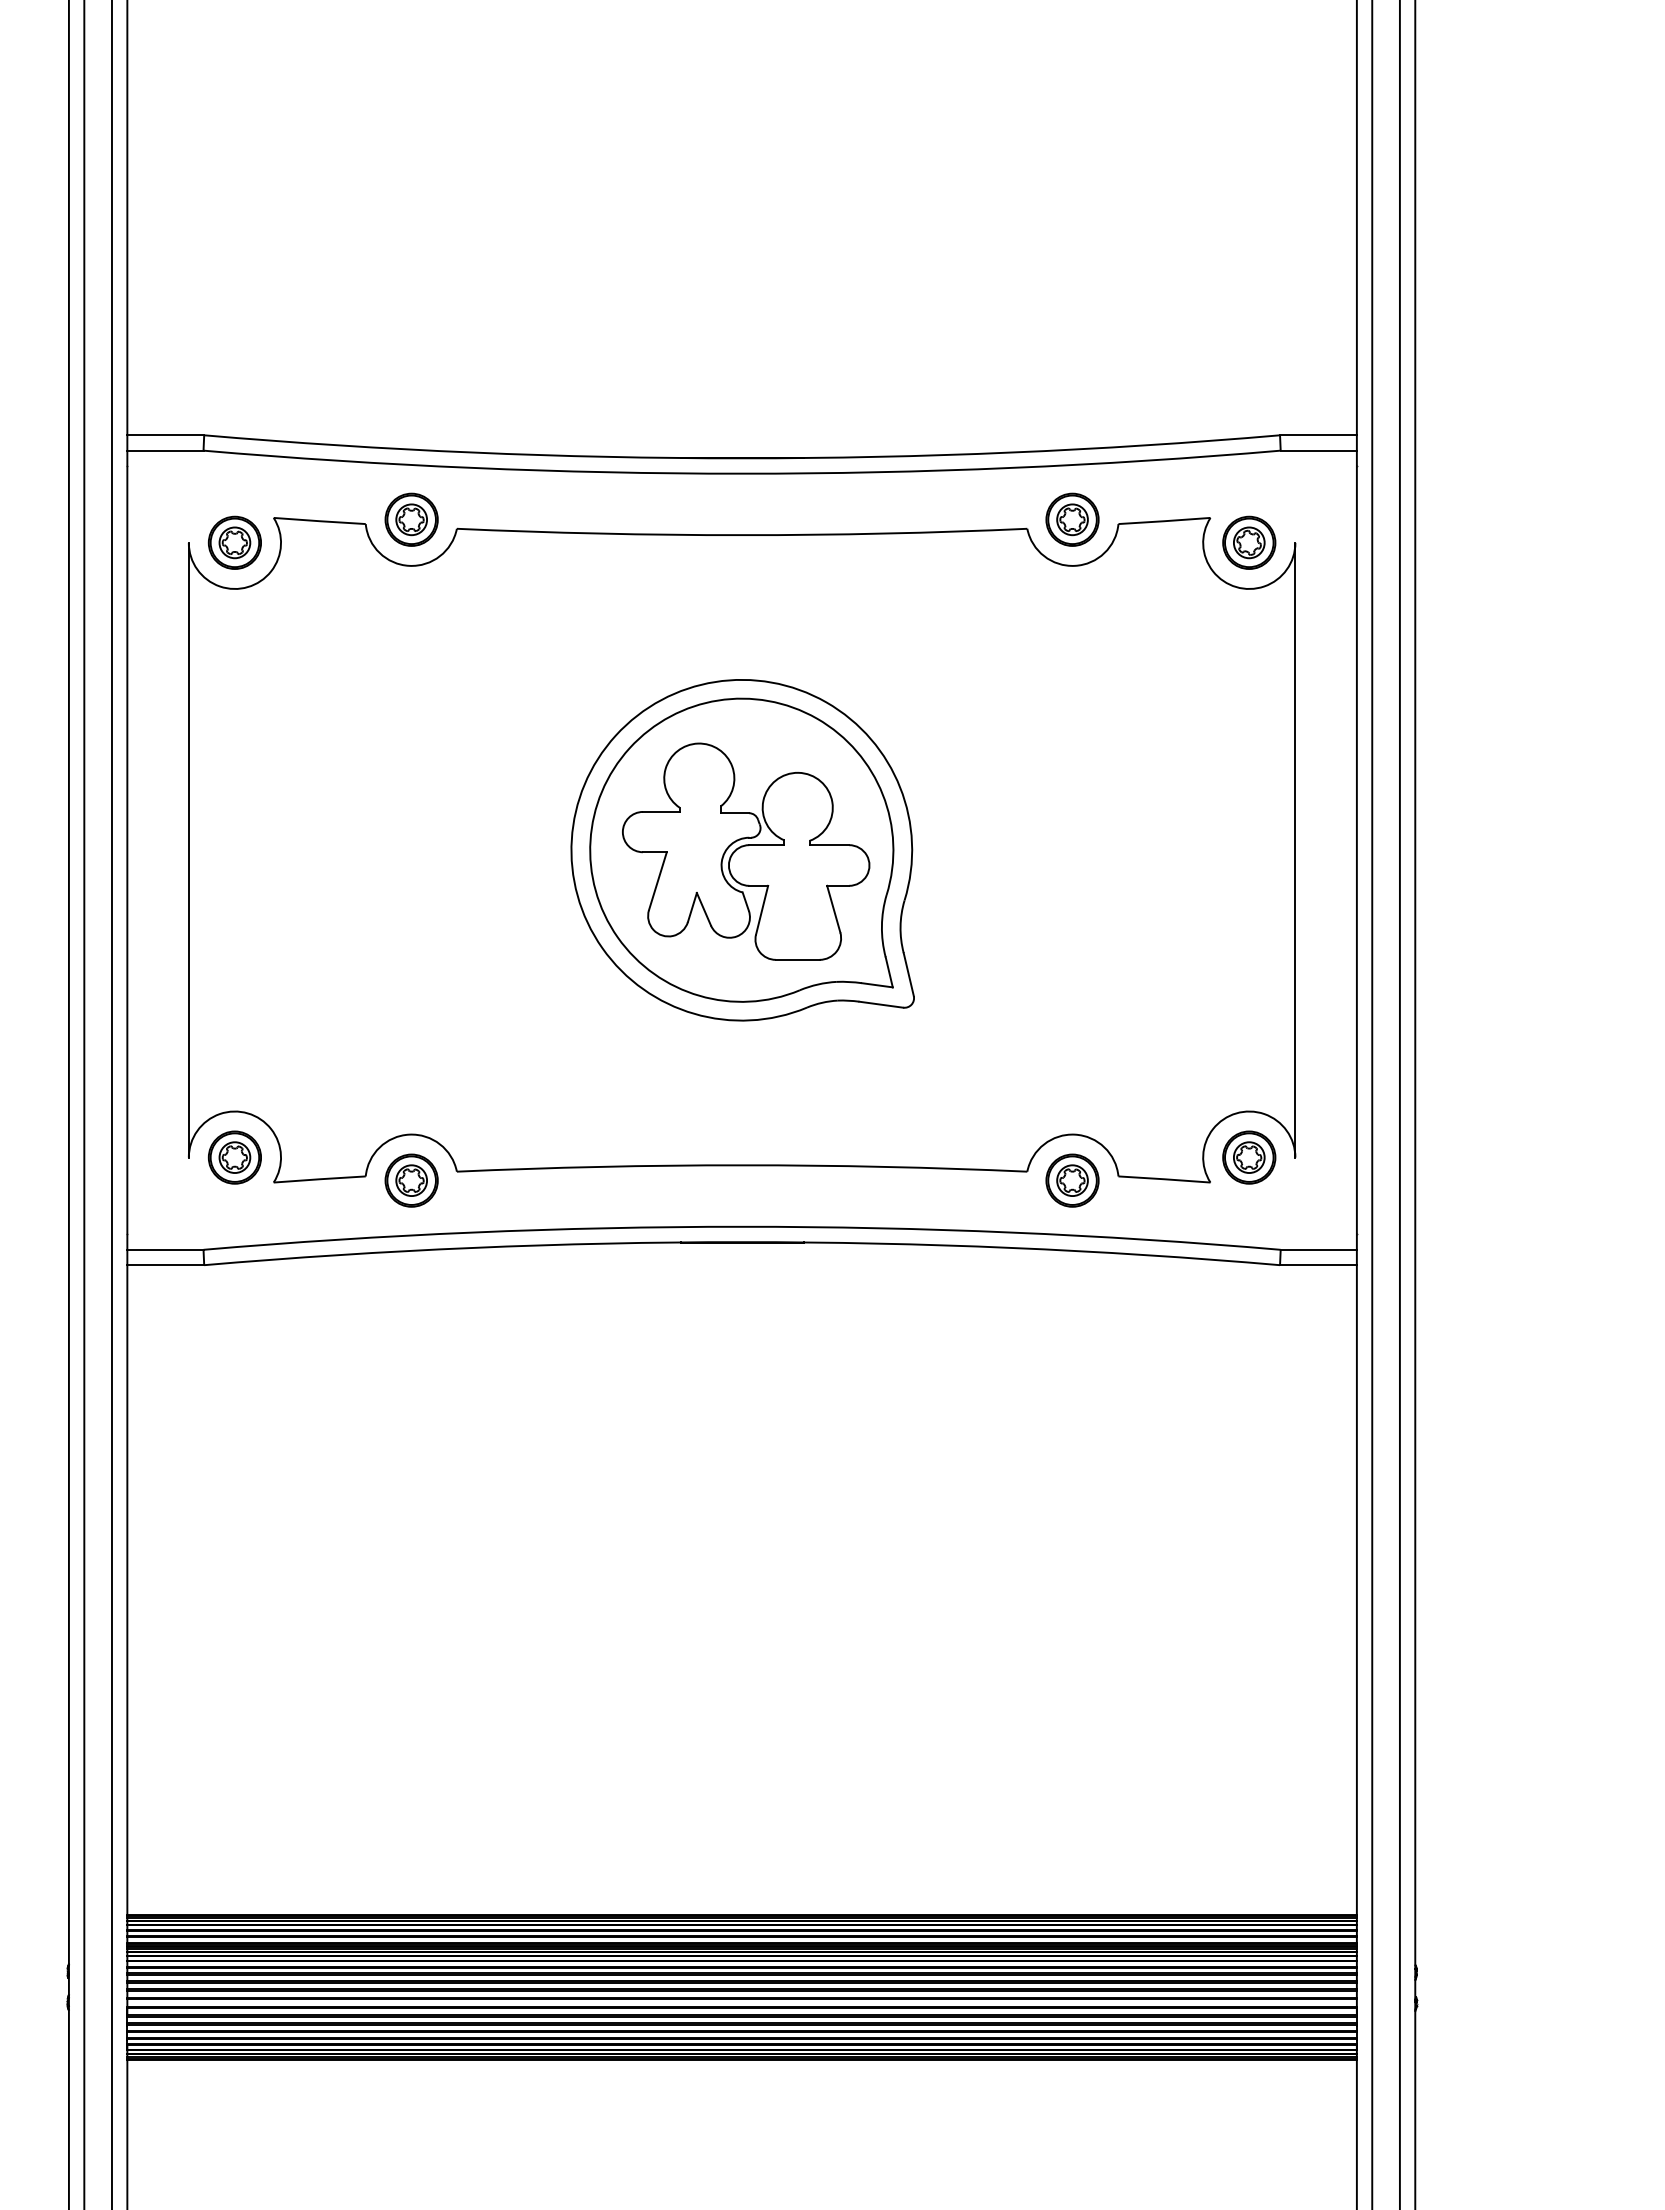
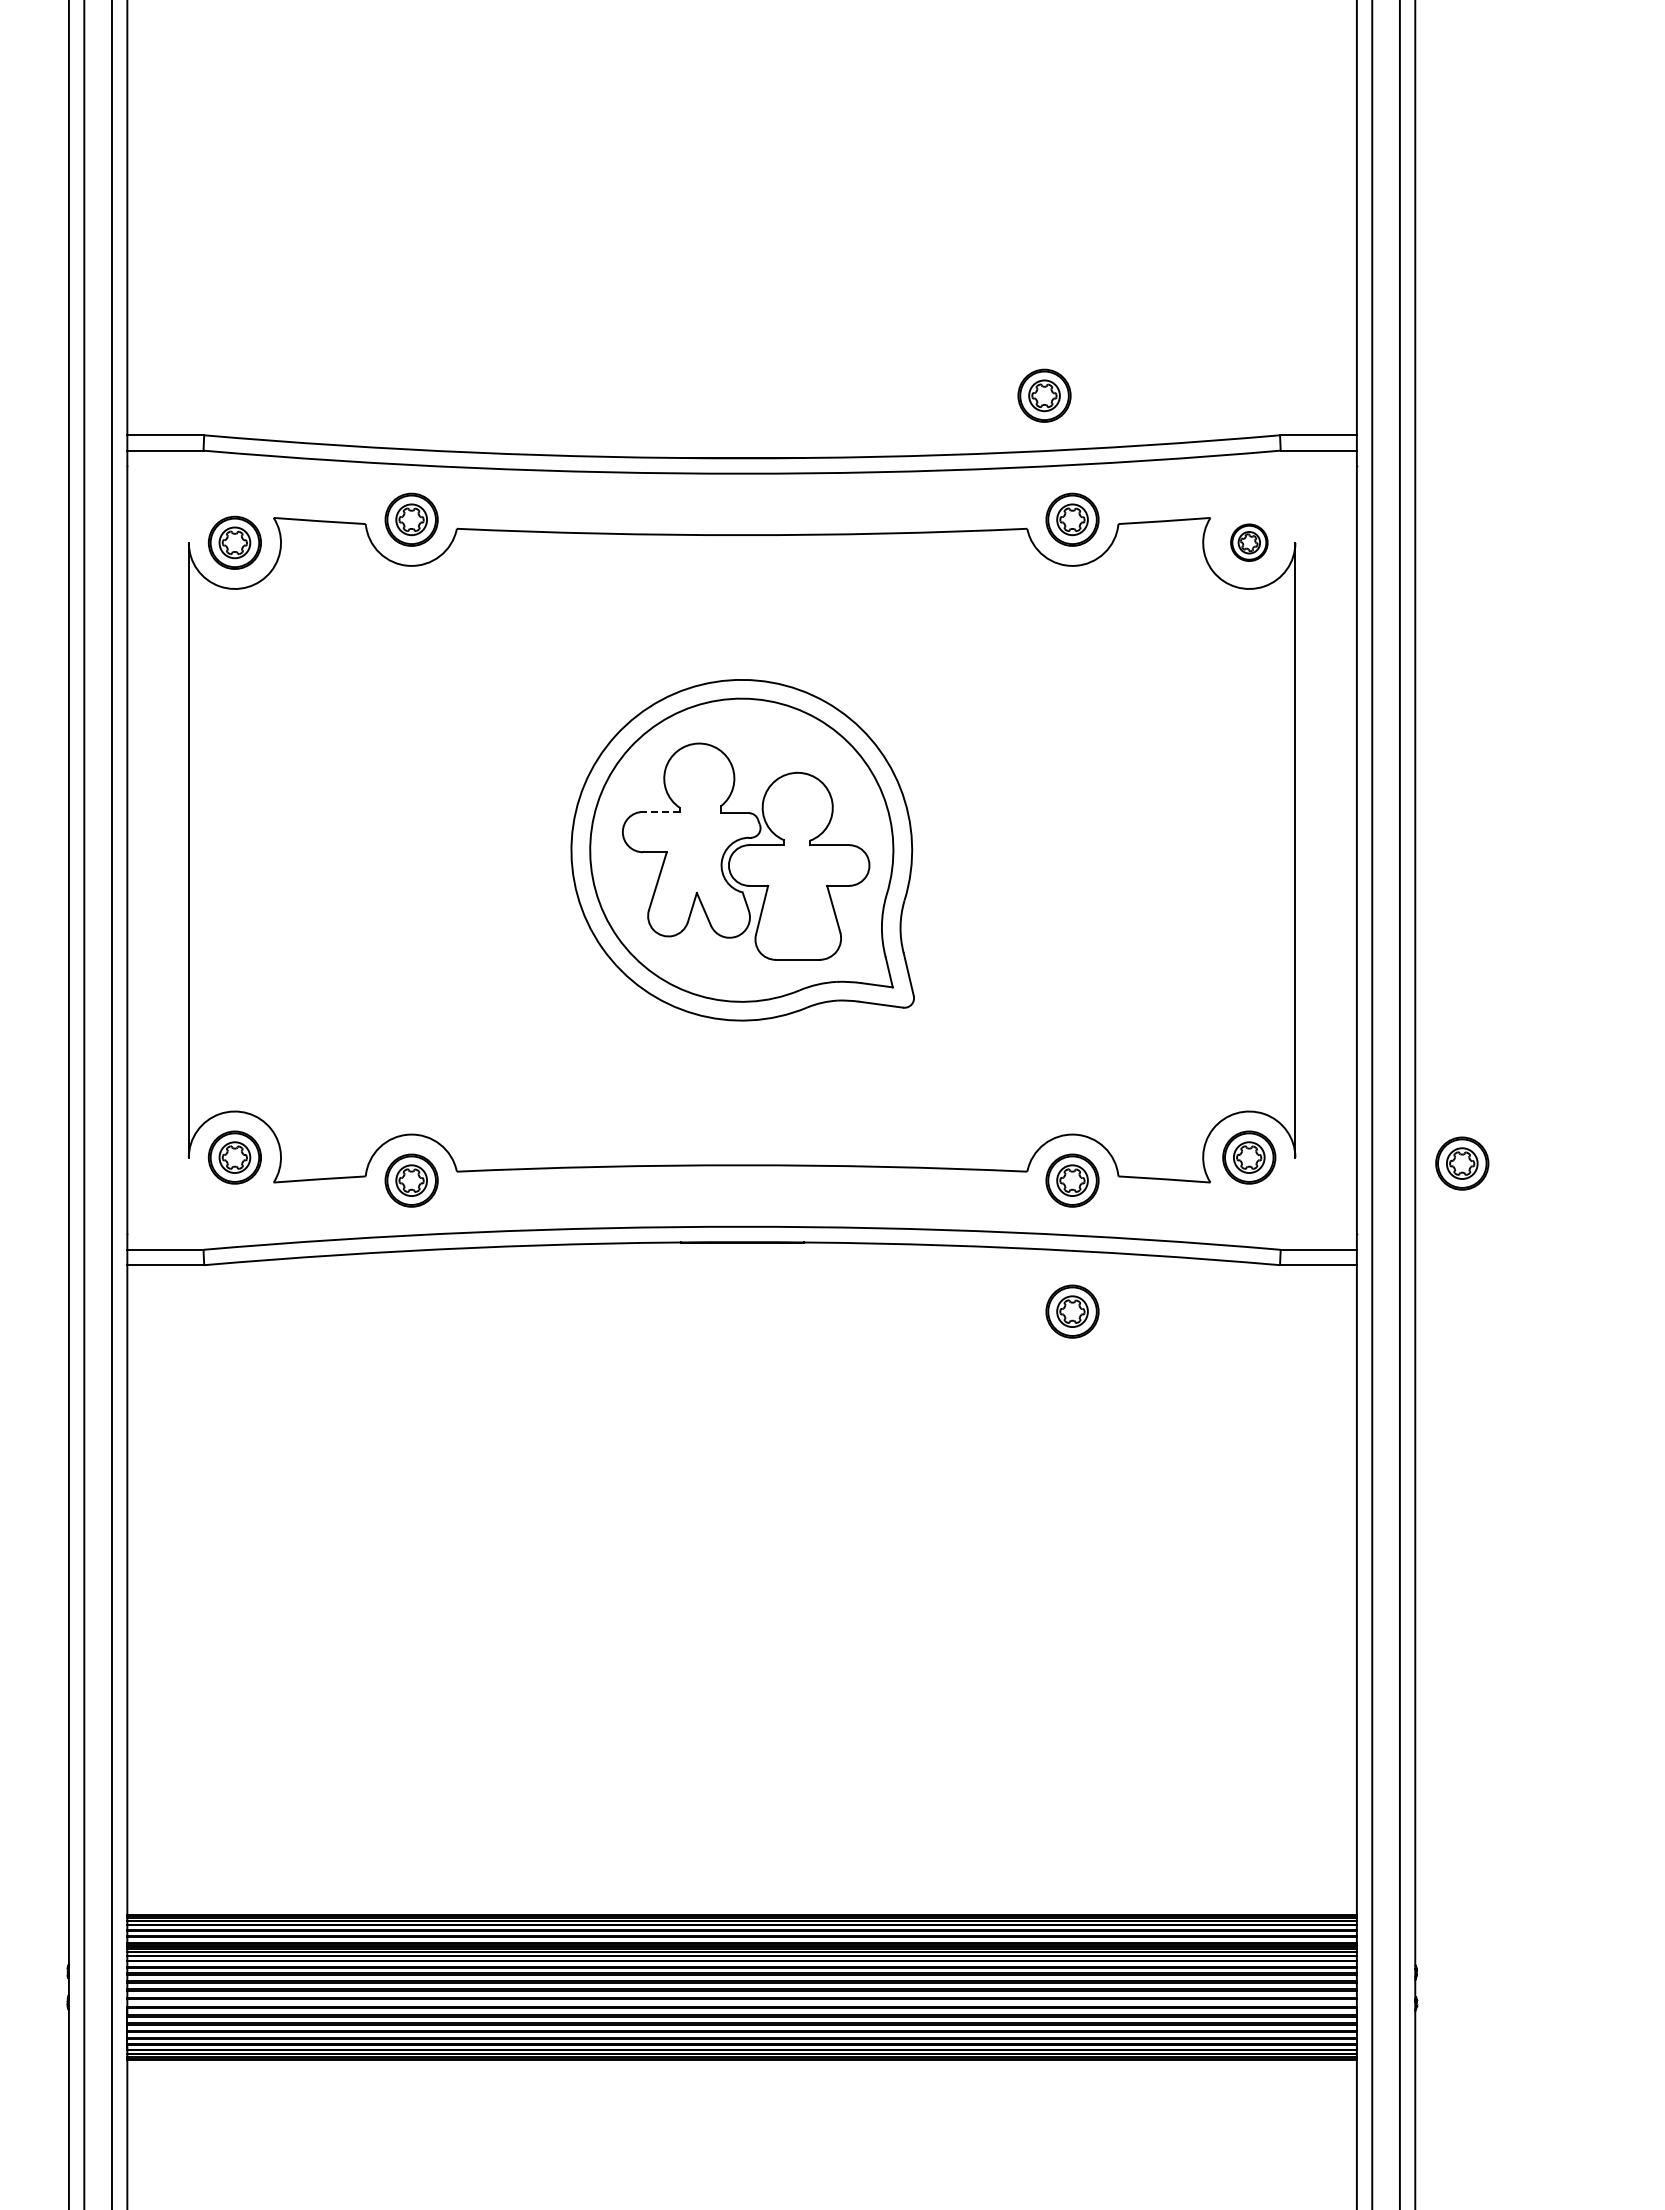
part: none -> present (1044, 395)
part size: 55x55 px -> 39x39 px (1249, 542)
line: solid -> dashed (660, 811)
part: none -> present (1462, 1163)
part: none -> present (1072, 1311)
